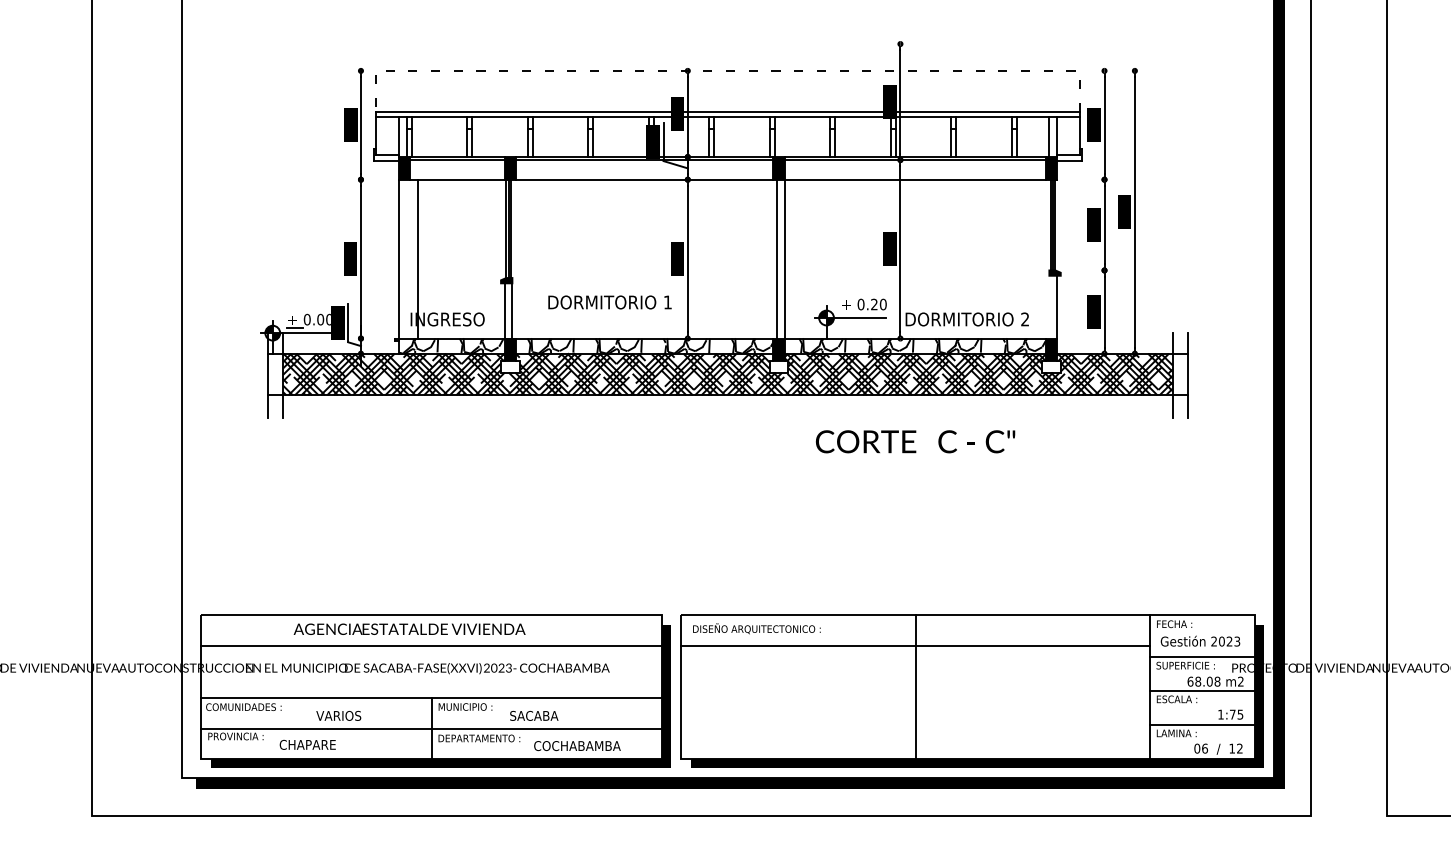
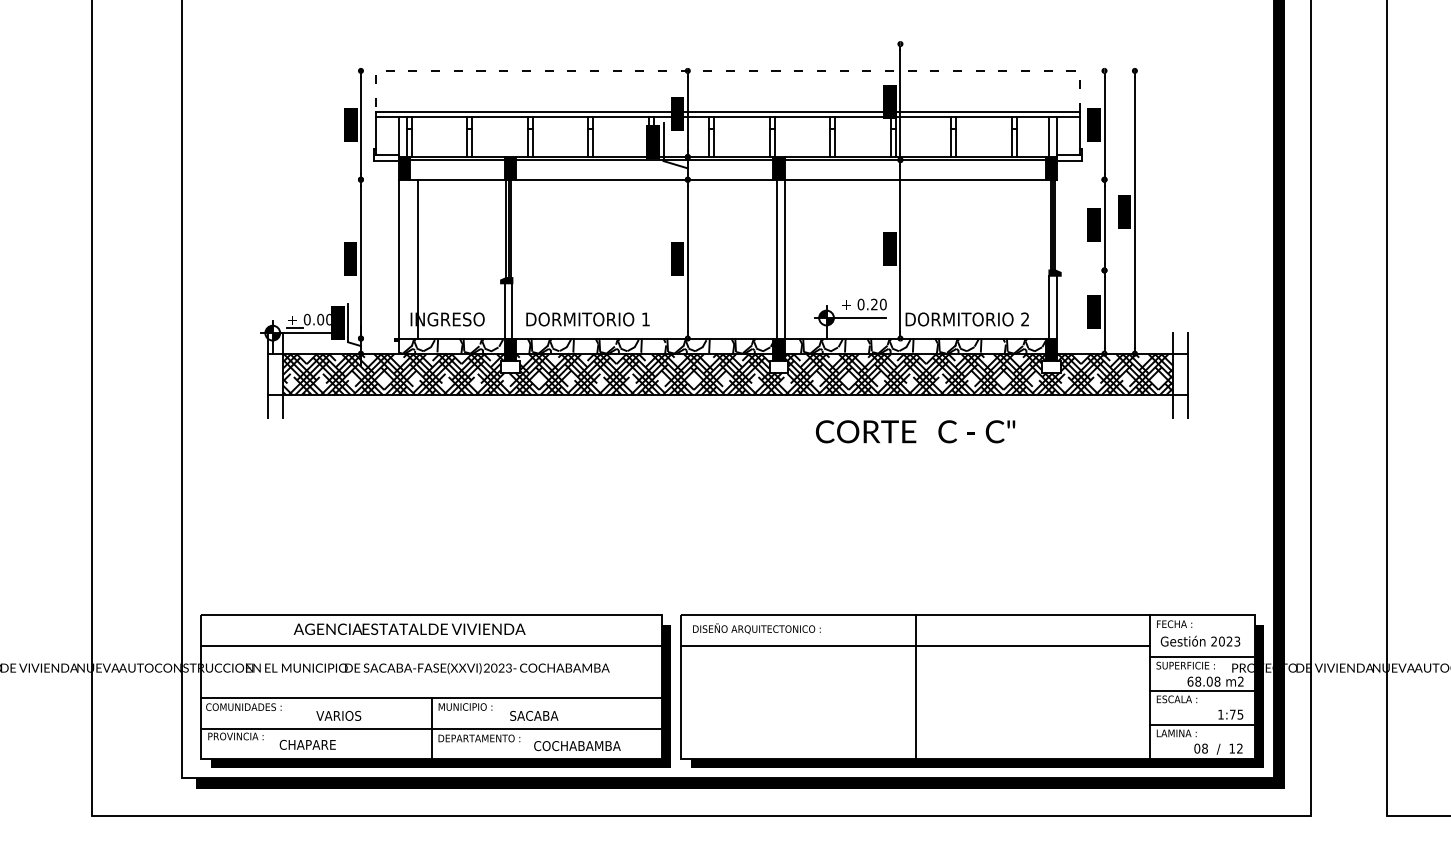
text position: (609, 302) -> (587, 319) (587, 319)
line: none -> present (1049, 306)
text position: (915, 441) -> (915, 431) (915, 431)
text: 06 -> 08 (1204, 748)
